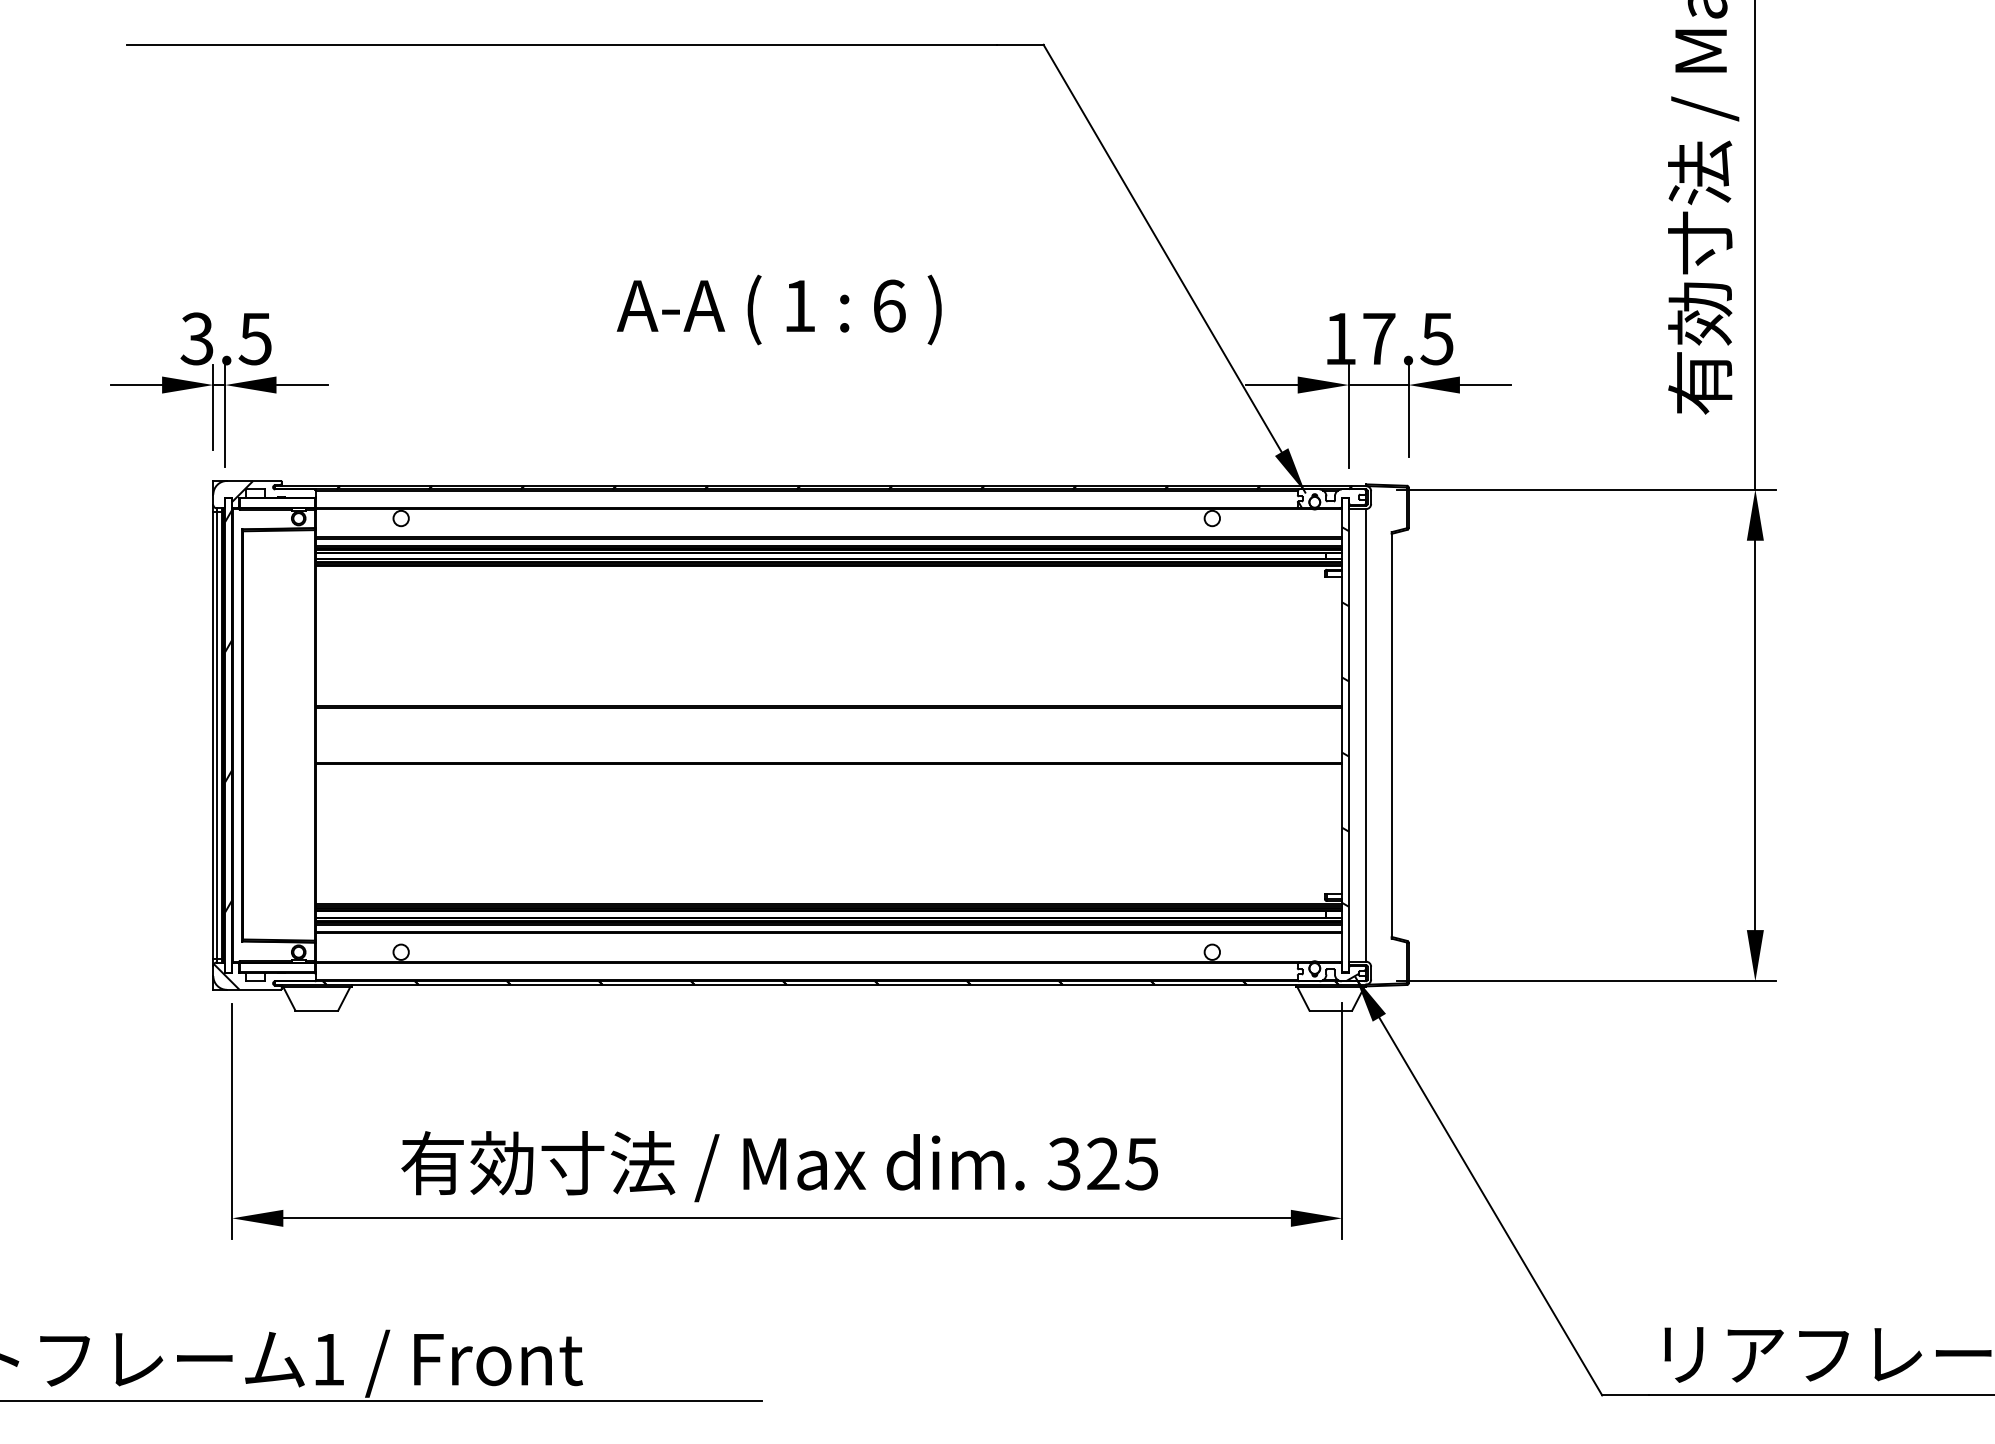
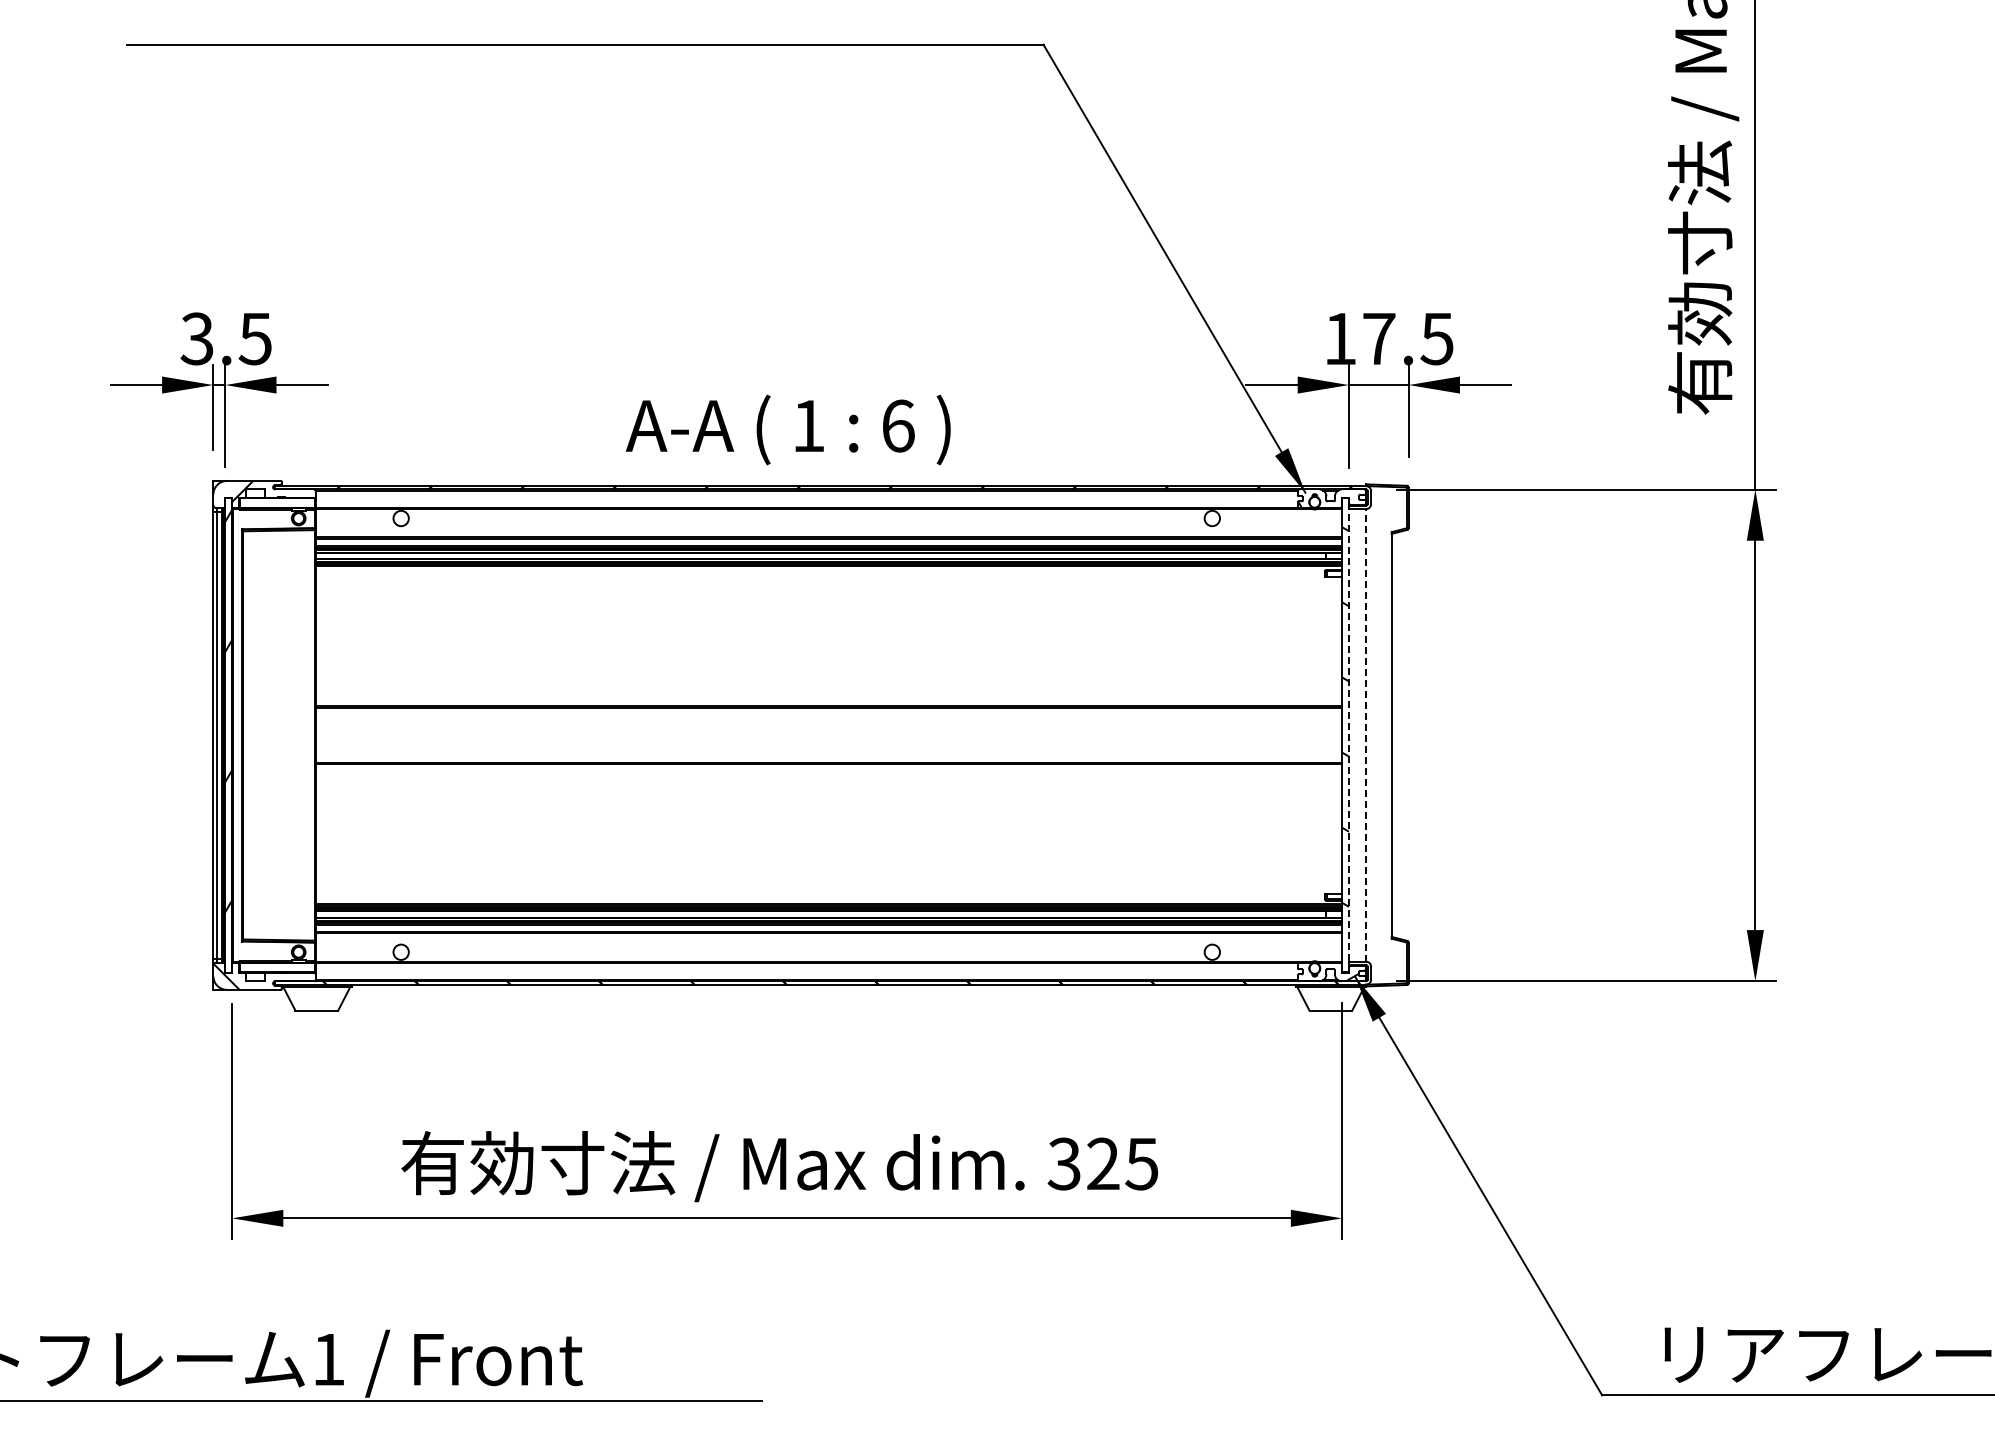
text position: (778, 309) -> (787, 429) (787, 429)
line: solid -> dashed (1348, 734)
line: solid -> dashed (1366, 734)
